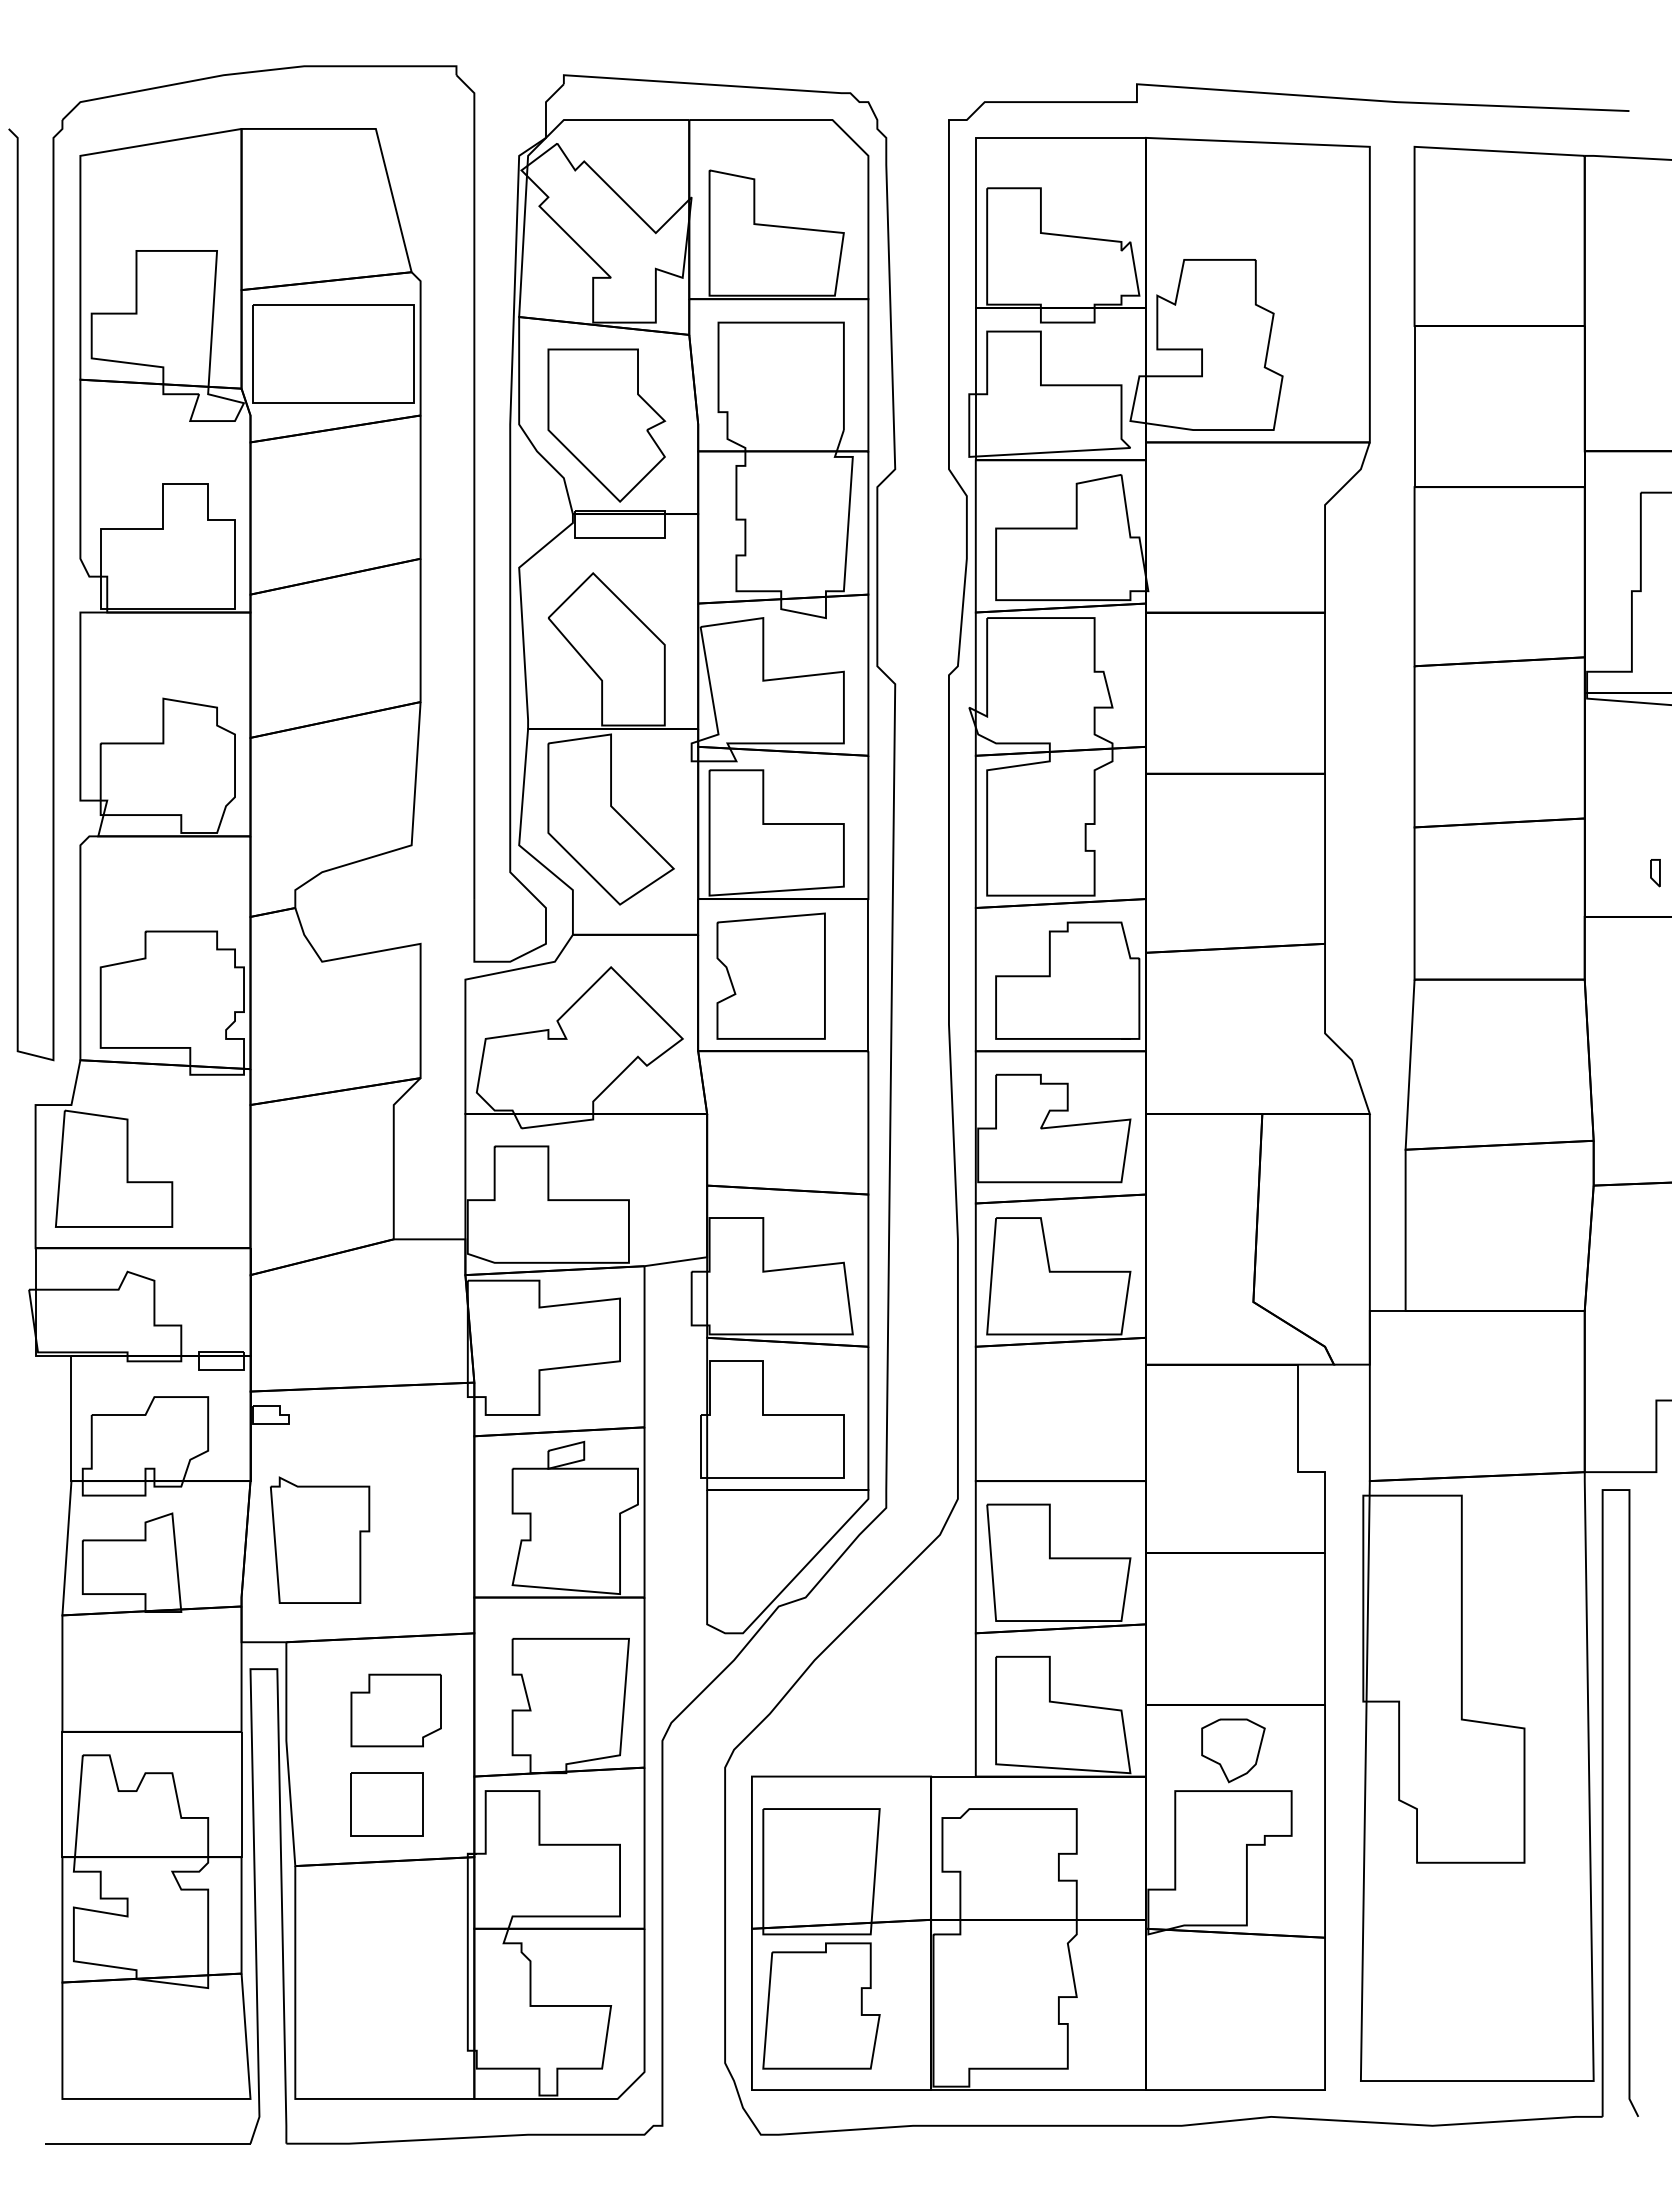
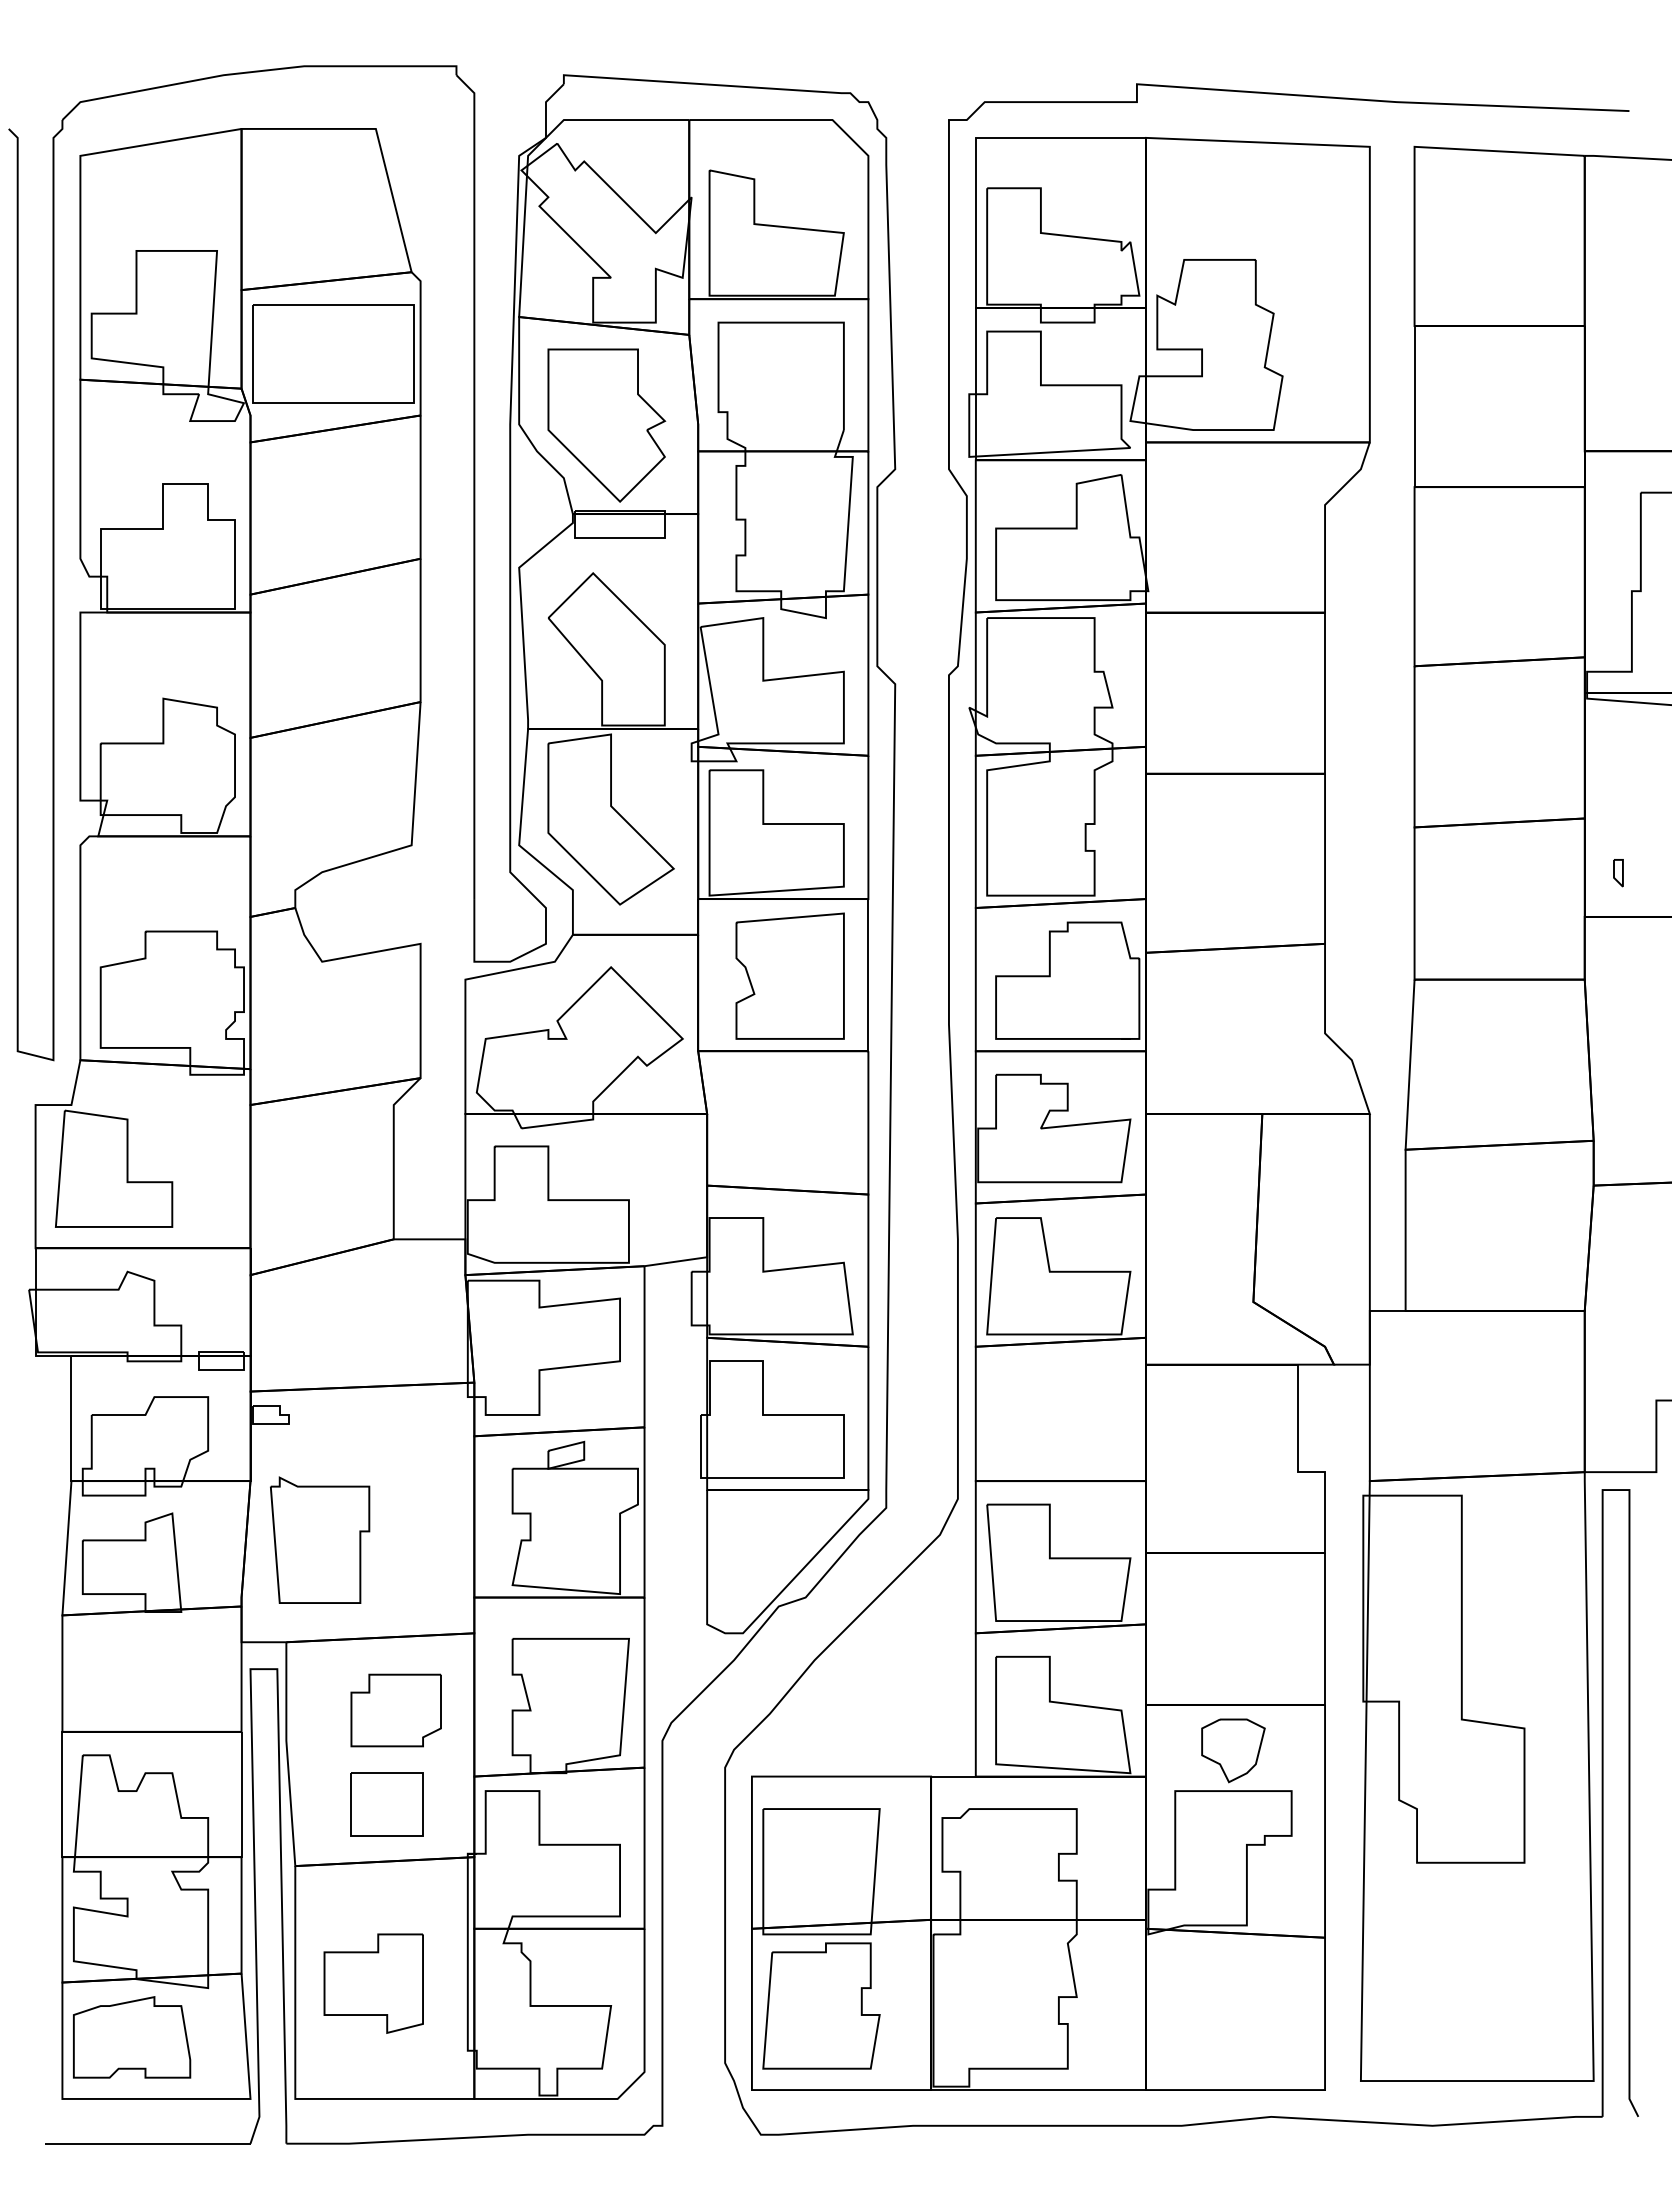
part position: (1655, 873) -> (1618, 873) (1618, 873)
part position: (770, 975) -> (789, 975) (789, 975)
part: none -> present (373, 1983)
part: none -> present (132, 2037)
